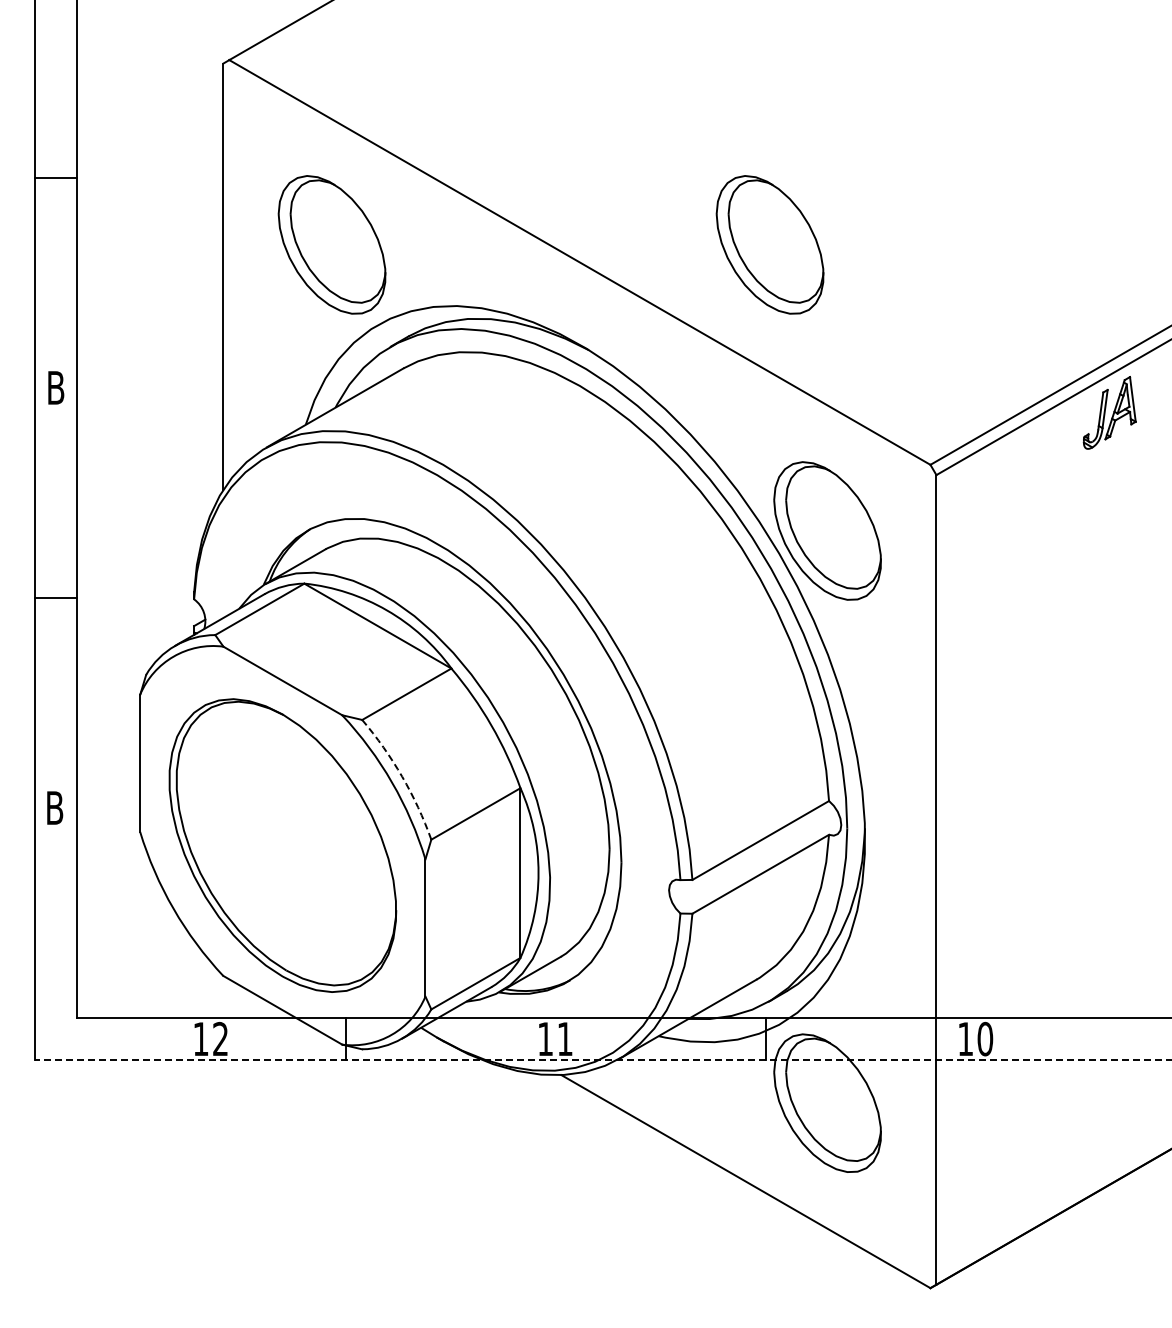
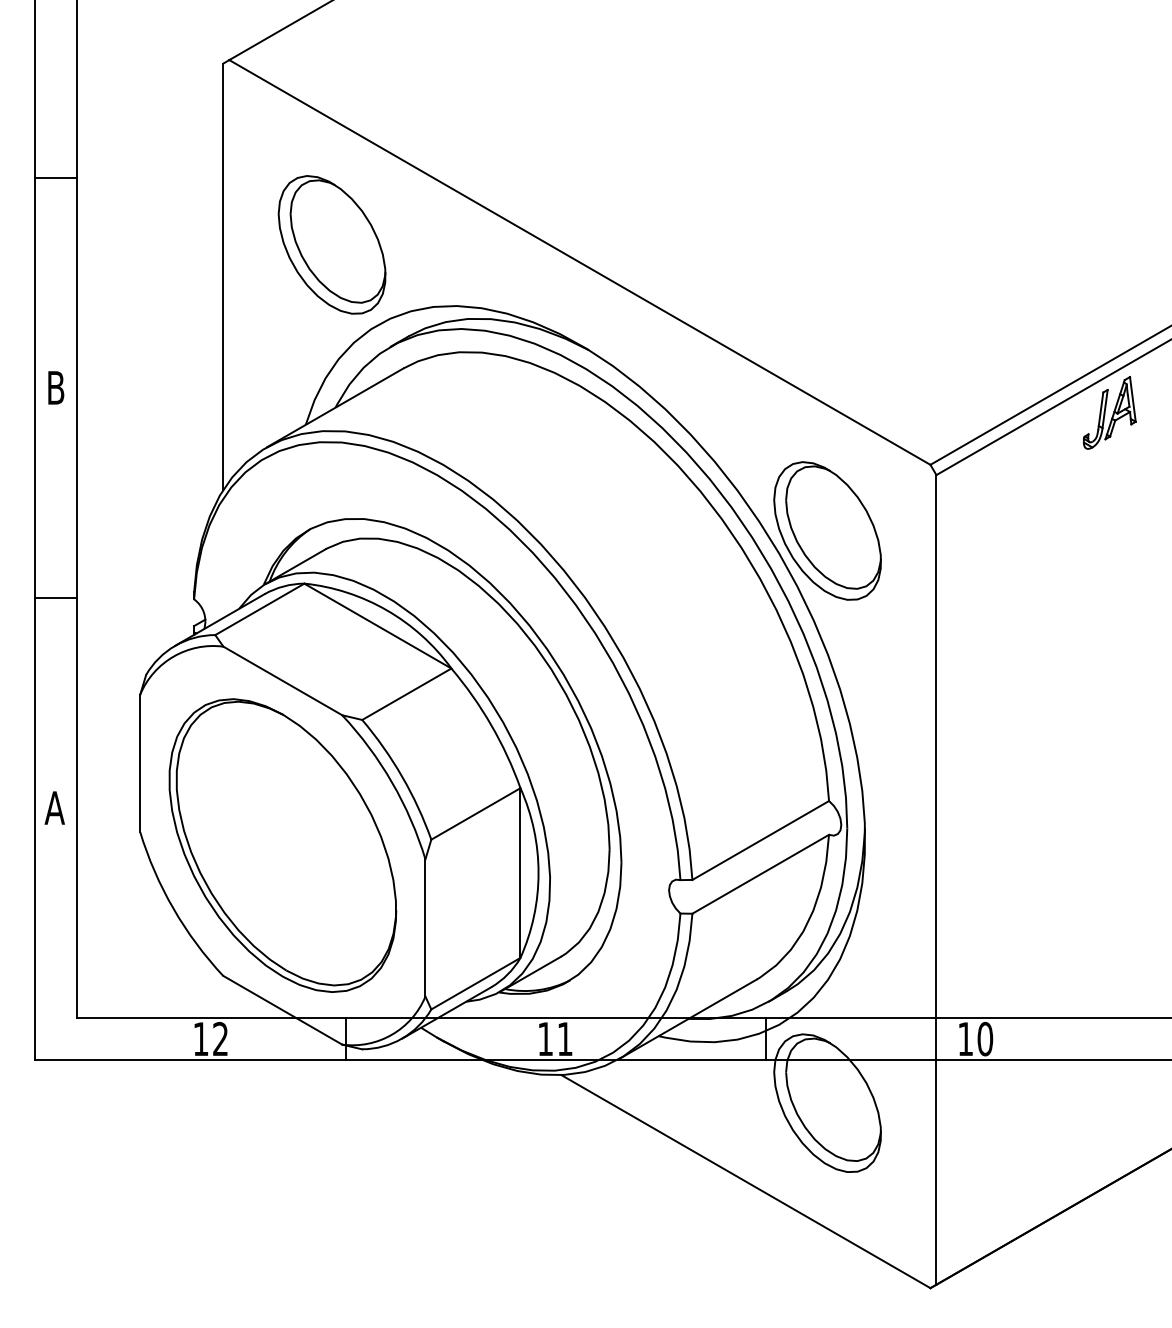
part: present -> none (769, 244)
arc: dashed -> solid (402, 776)
text: B -> A (54, 807)
line: dashed -> solid (603, 1060)
